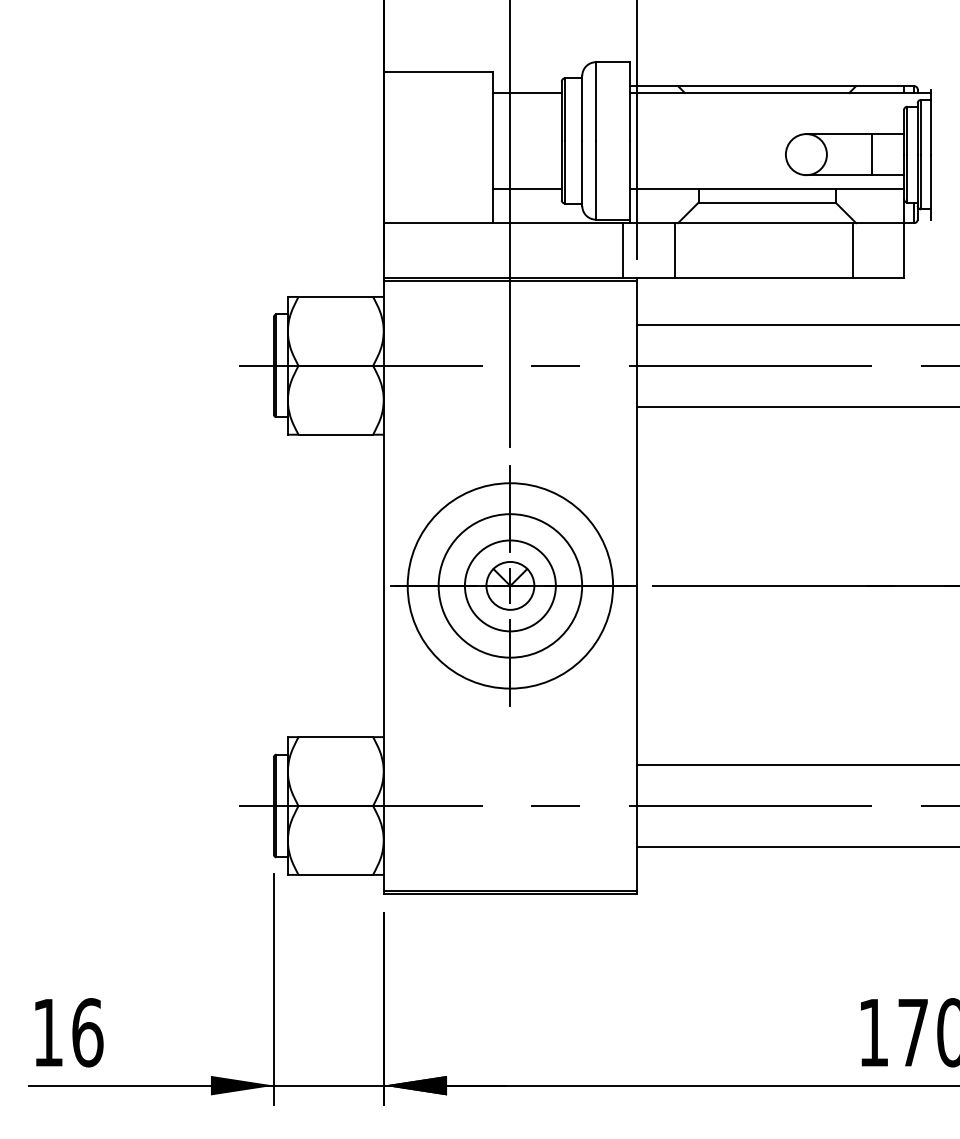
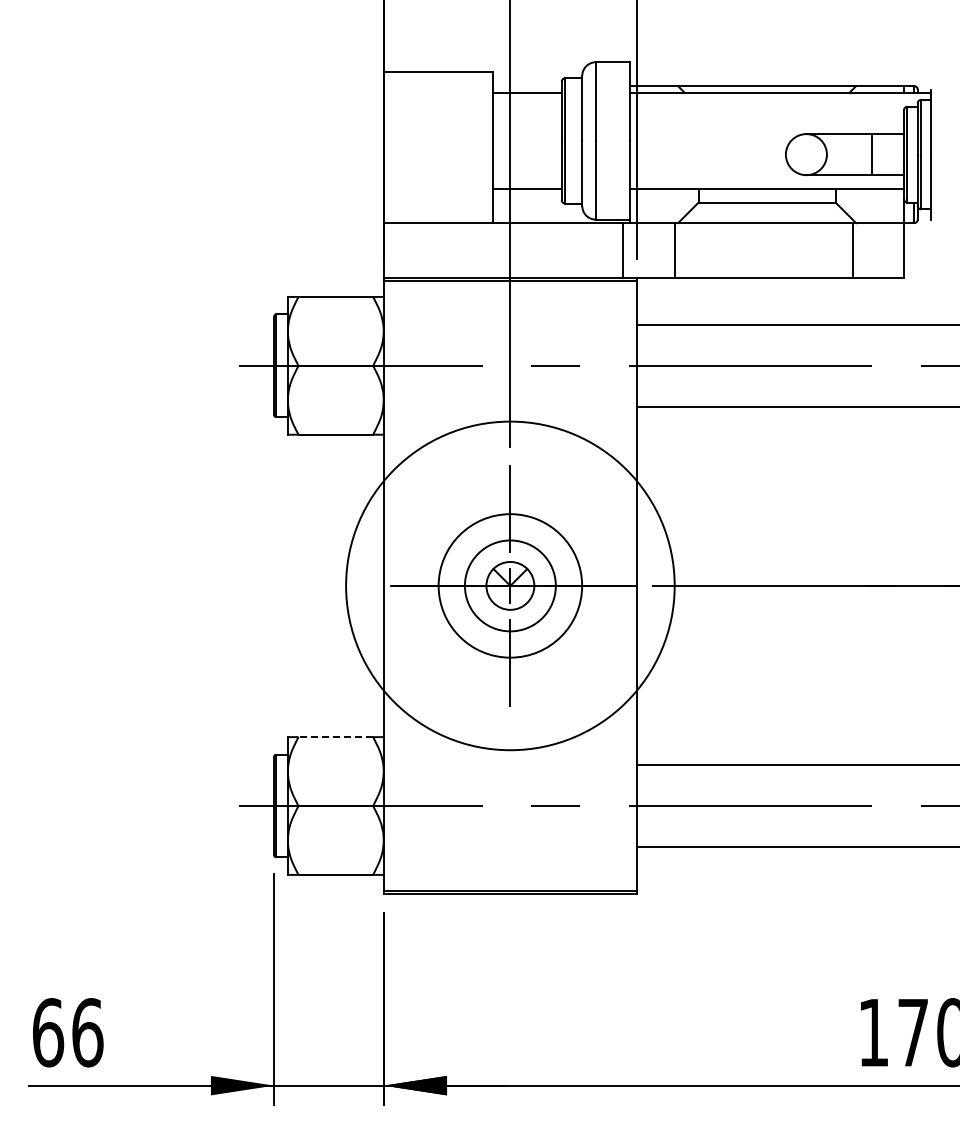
circle diameter: 205 px -> 329 px (510, 585)
line: solid -> dashed (335, 737)
text: 16 -> 66 (48, 1032)
